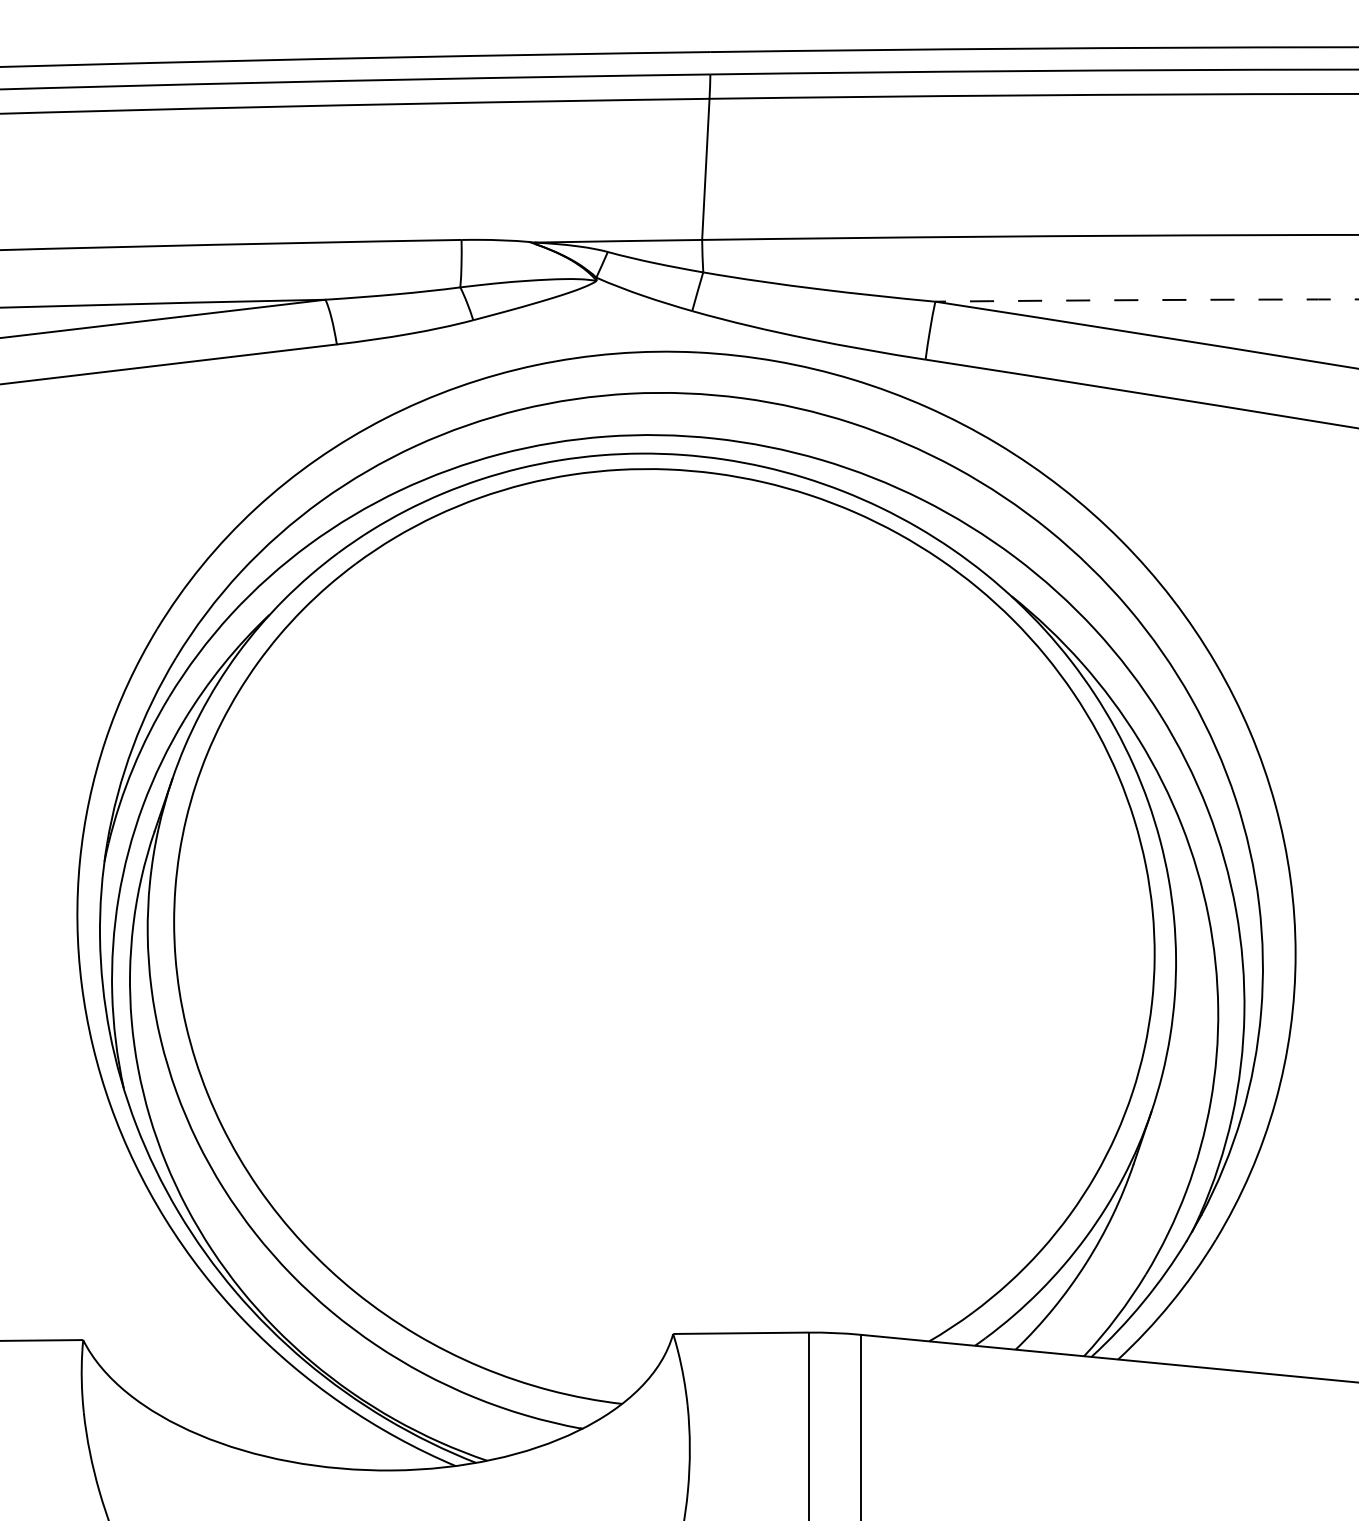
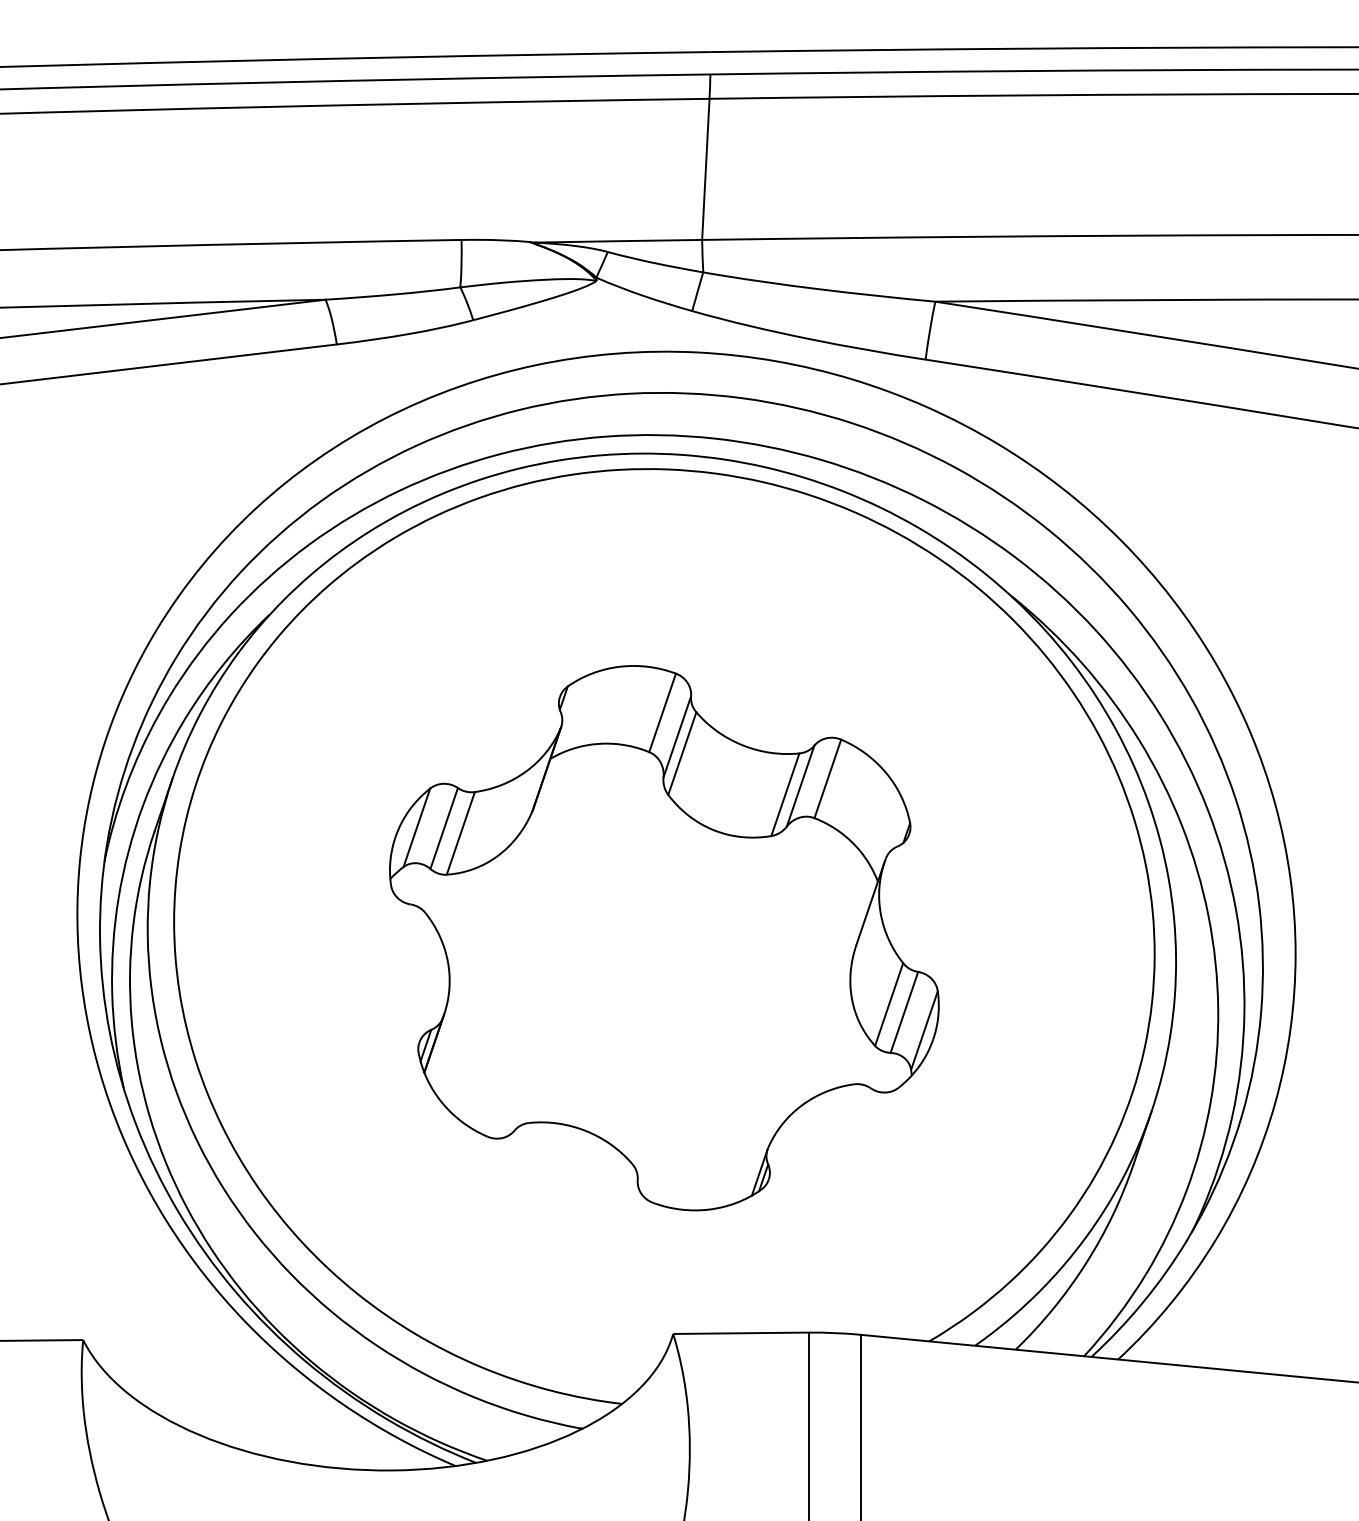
arc: dashed -> solid (1147, 300)
part: none -> present (664, 938)
